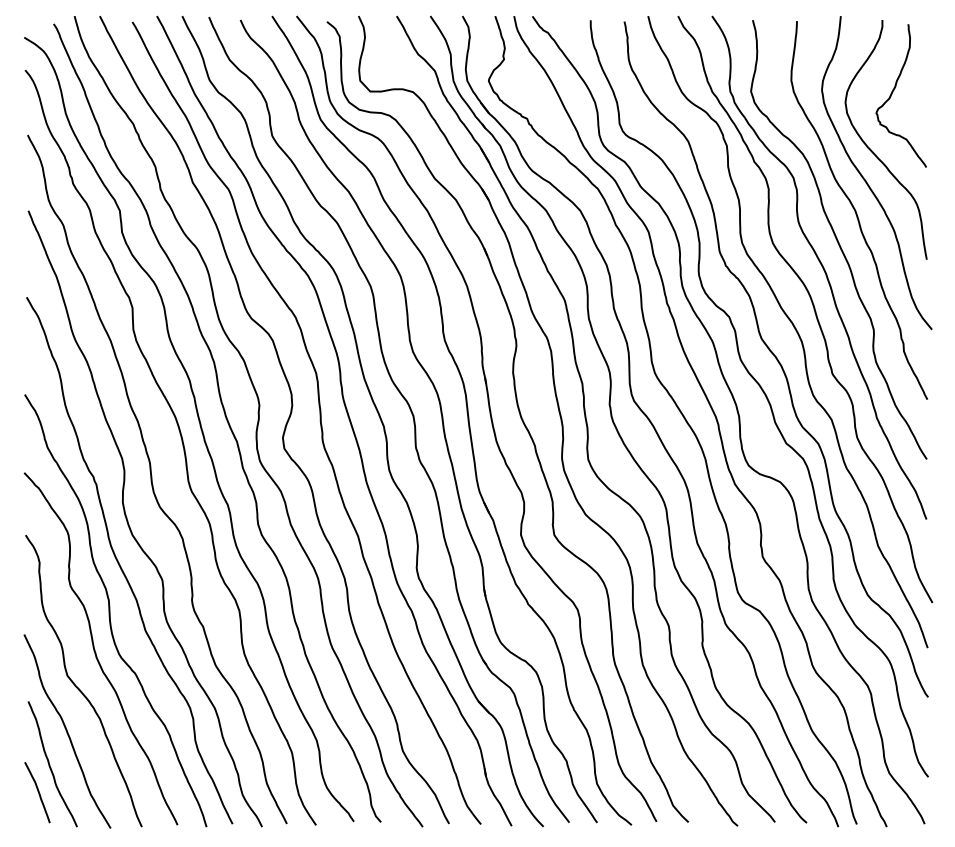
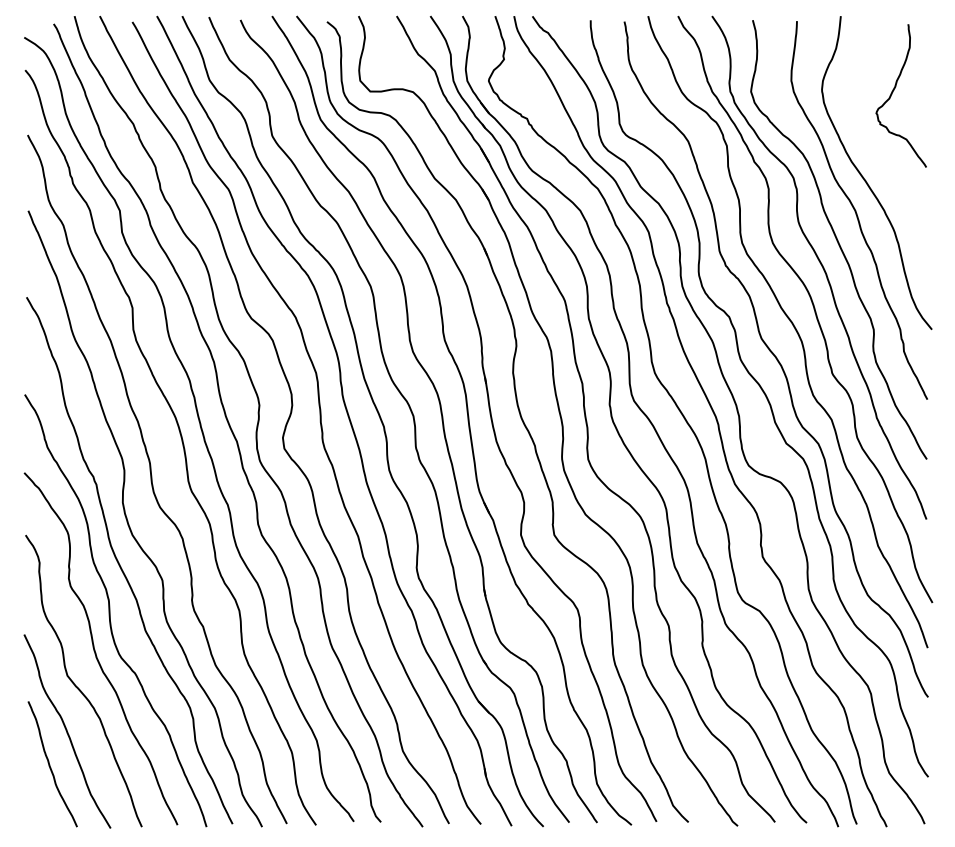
curve: present -> none (873, 151)
curve: present -> none (37, 791)
